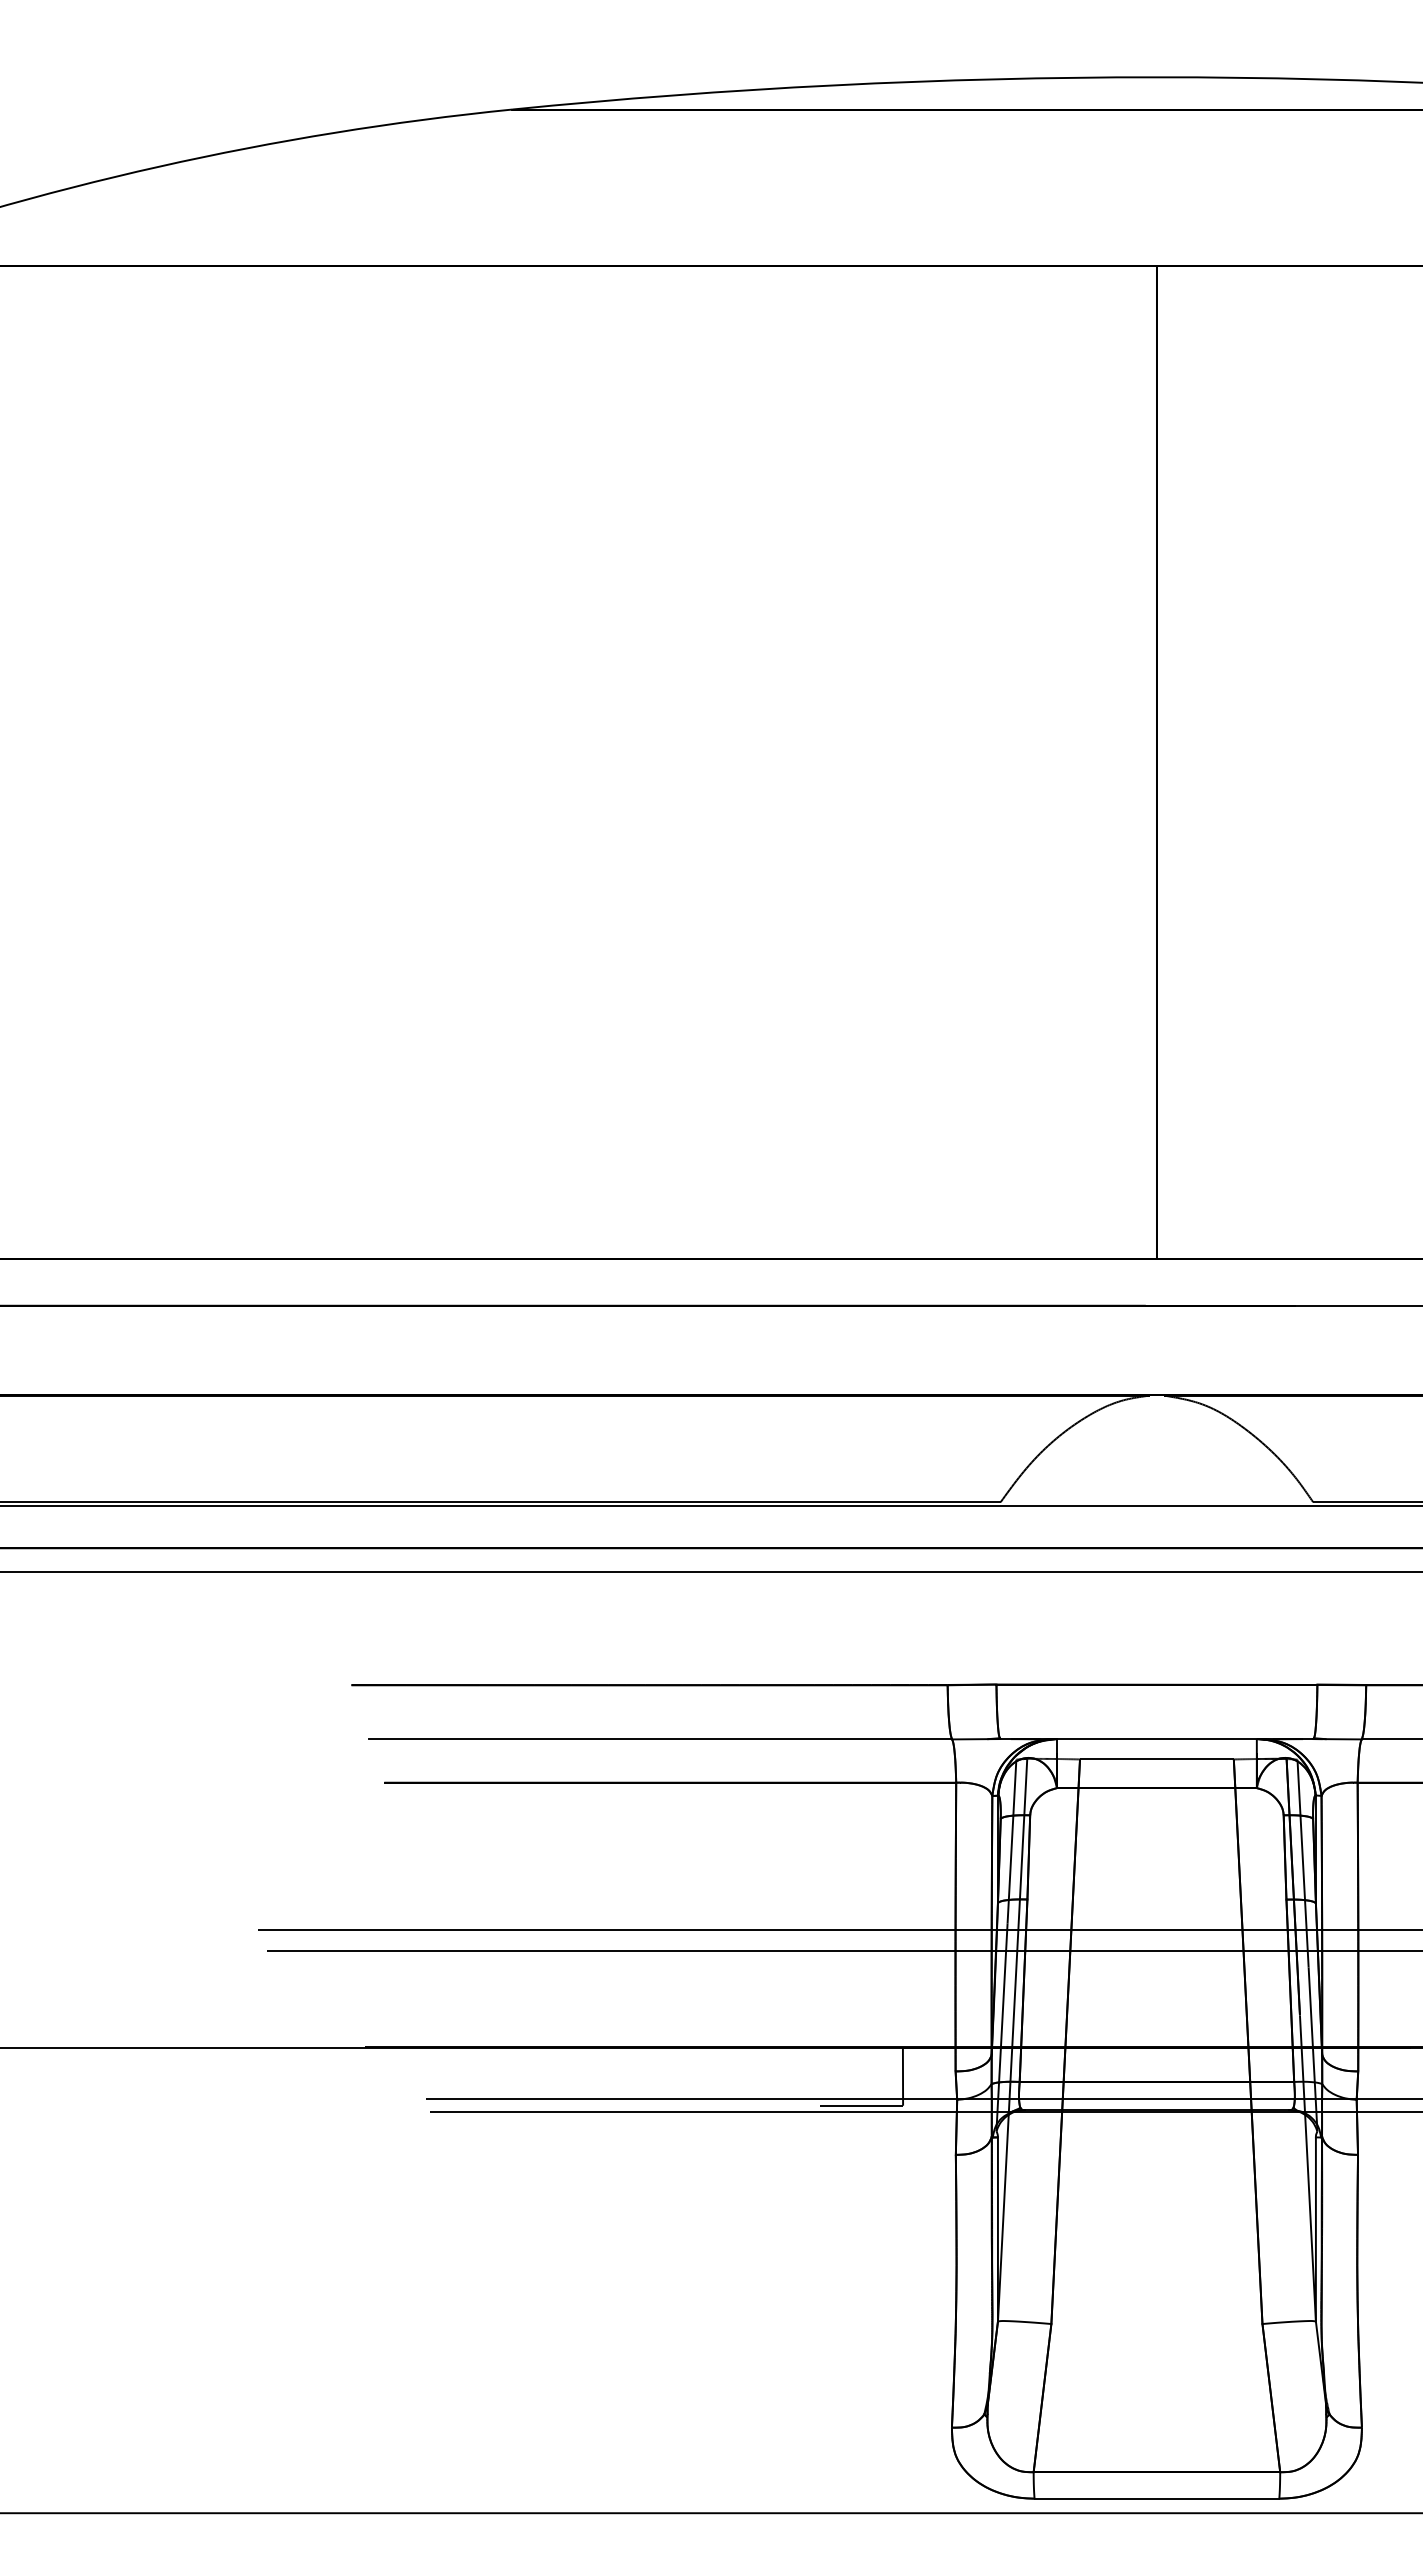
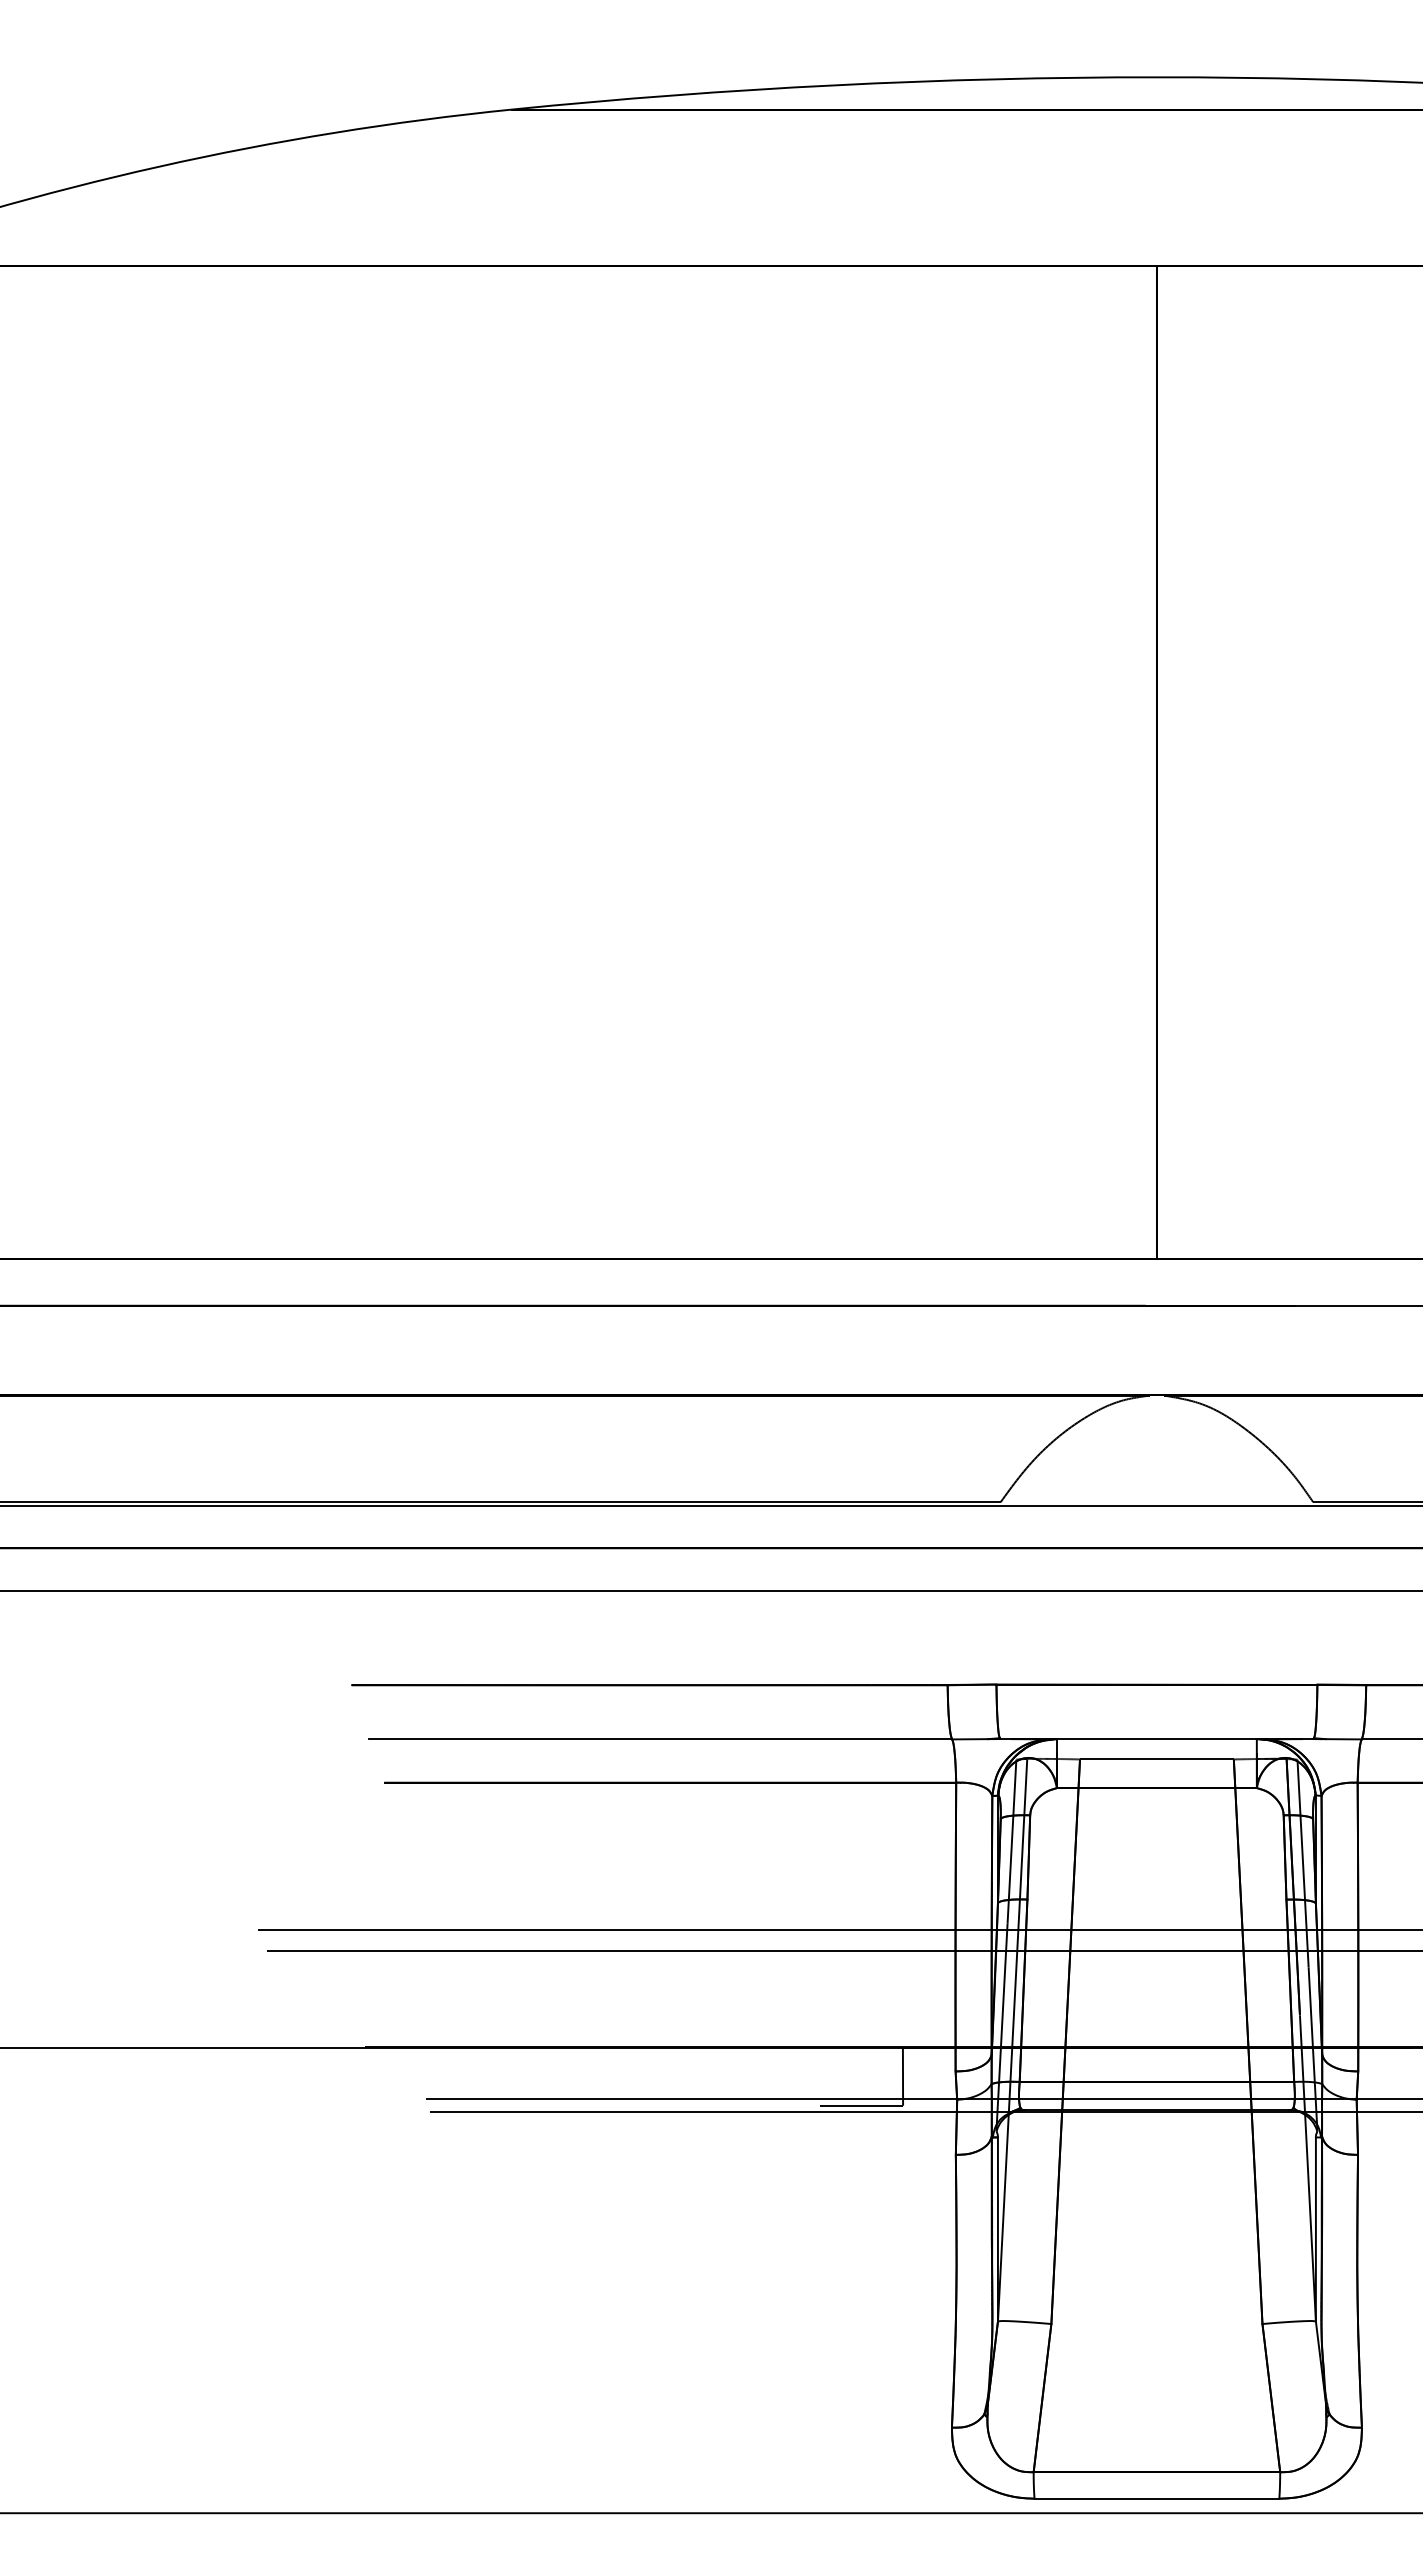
line position: (710, 1571) -> (710, 1590) (710, 1590)
